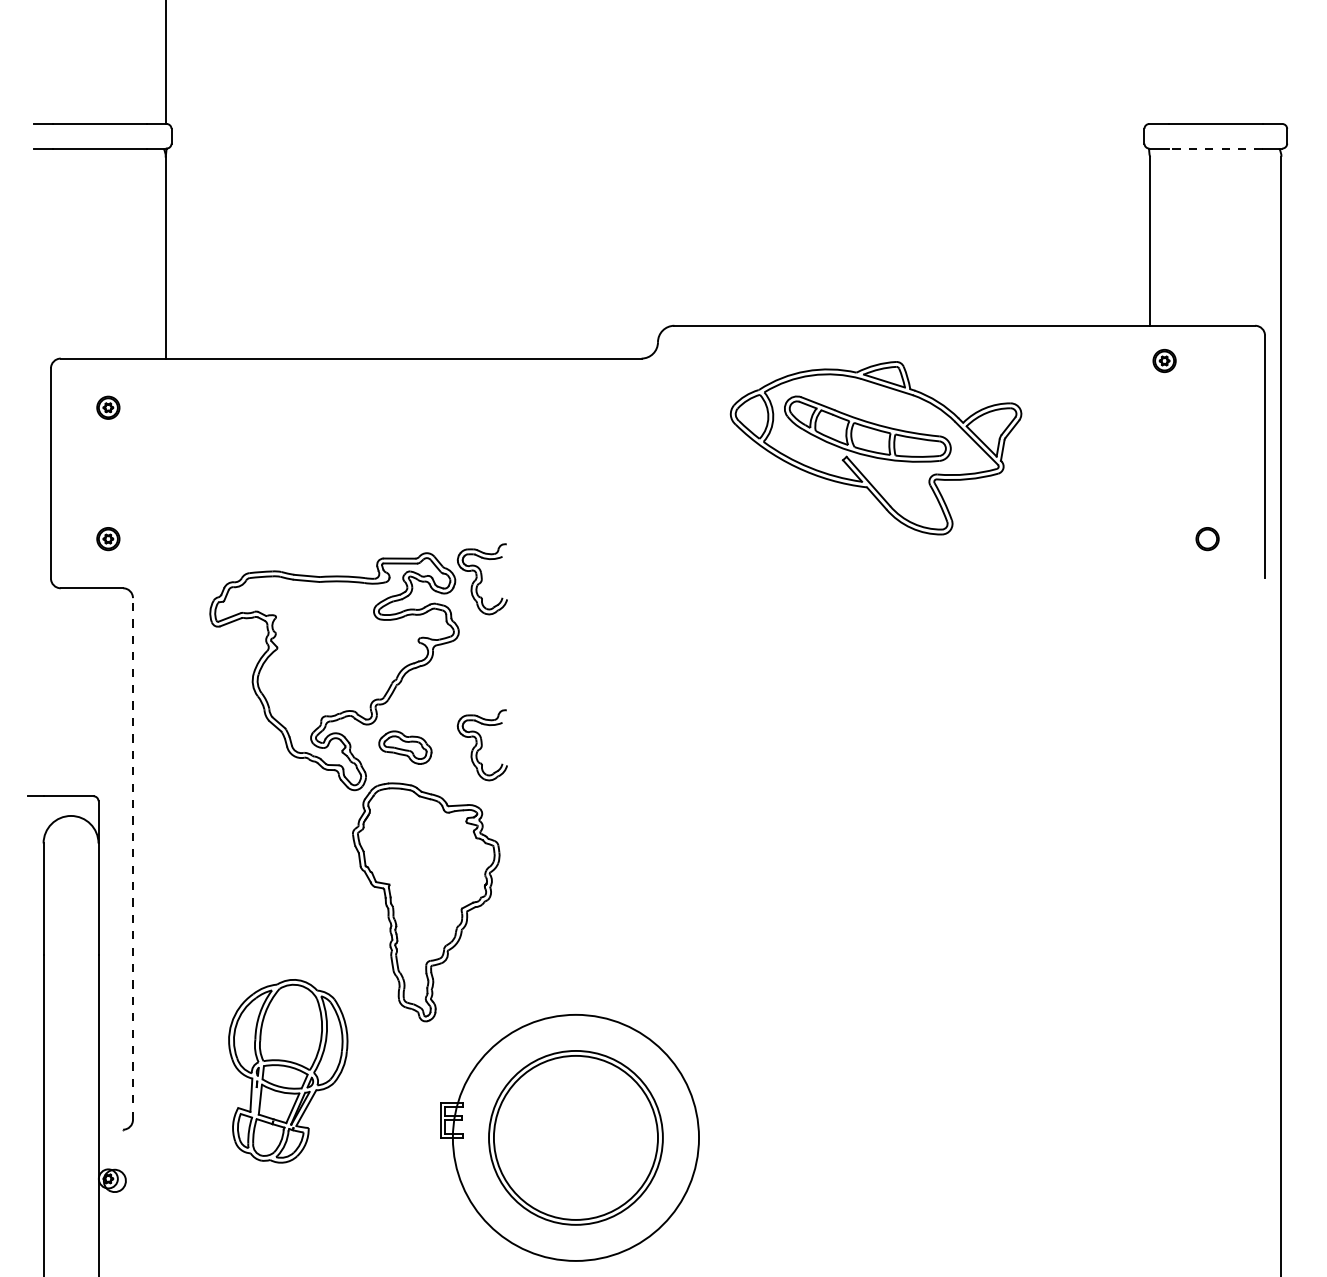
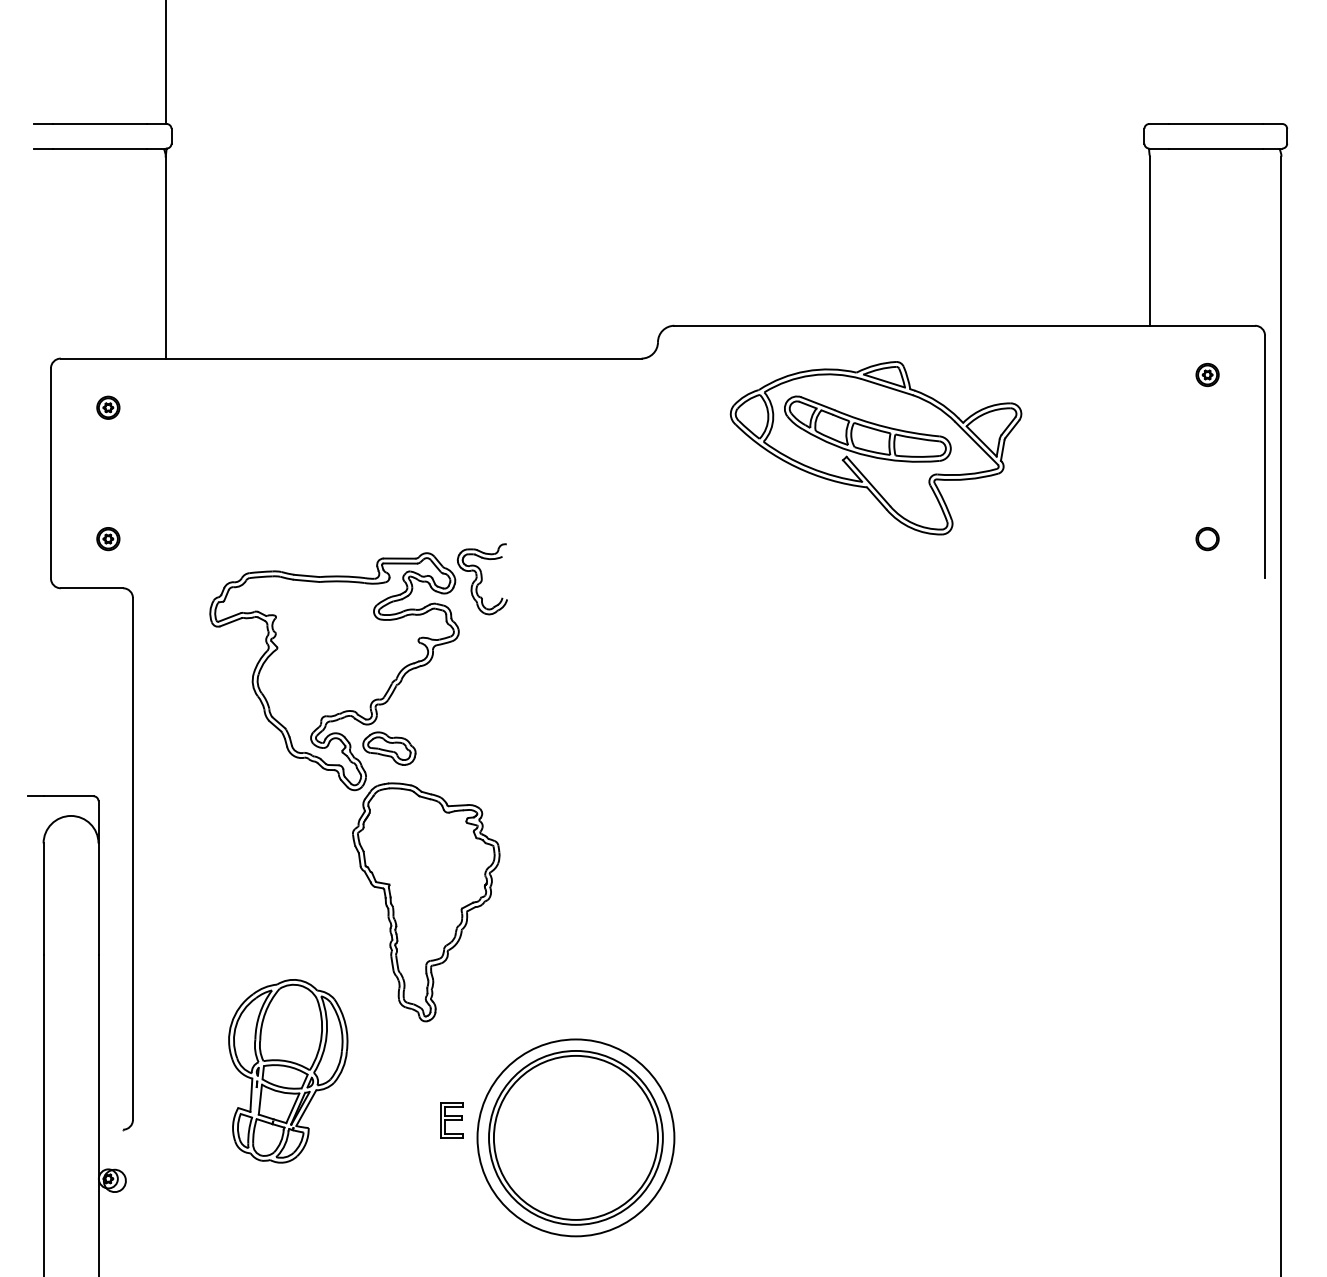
line: dashed -> solid (1215, 148)
part position: (1164, 360) -> (1207, 374) (1207, 374)
part: present -> none (481, 745)
part position: (405, 747) -> (389, 748) (389, 748)
line: dashed -> solid (132, 858)
circle diameter: 246 px -> 197 px (575, 1137)
